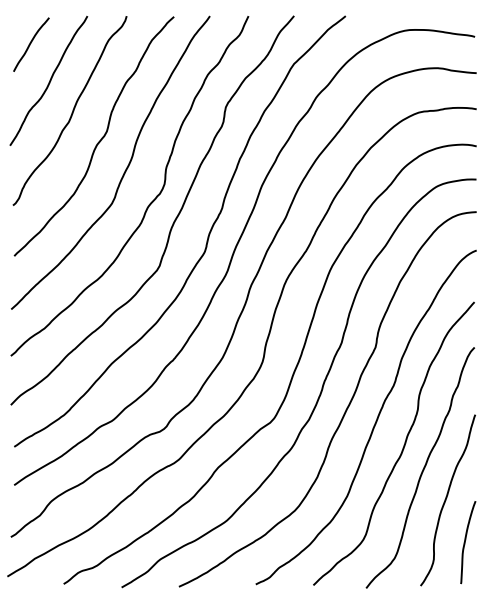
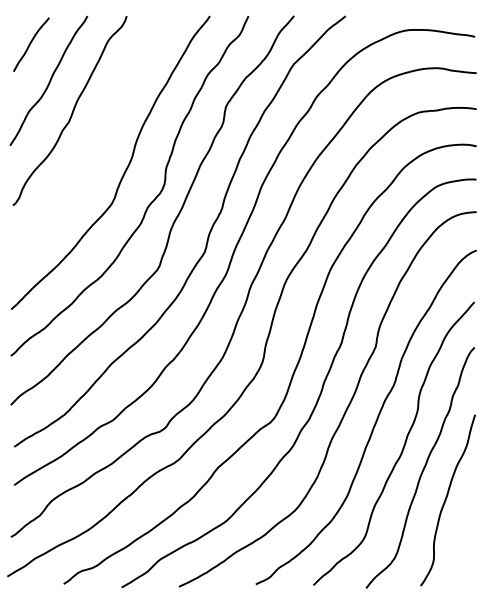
curve: present -> none (98, 141)
curve: present -> none (466, 540)
